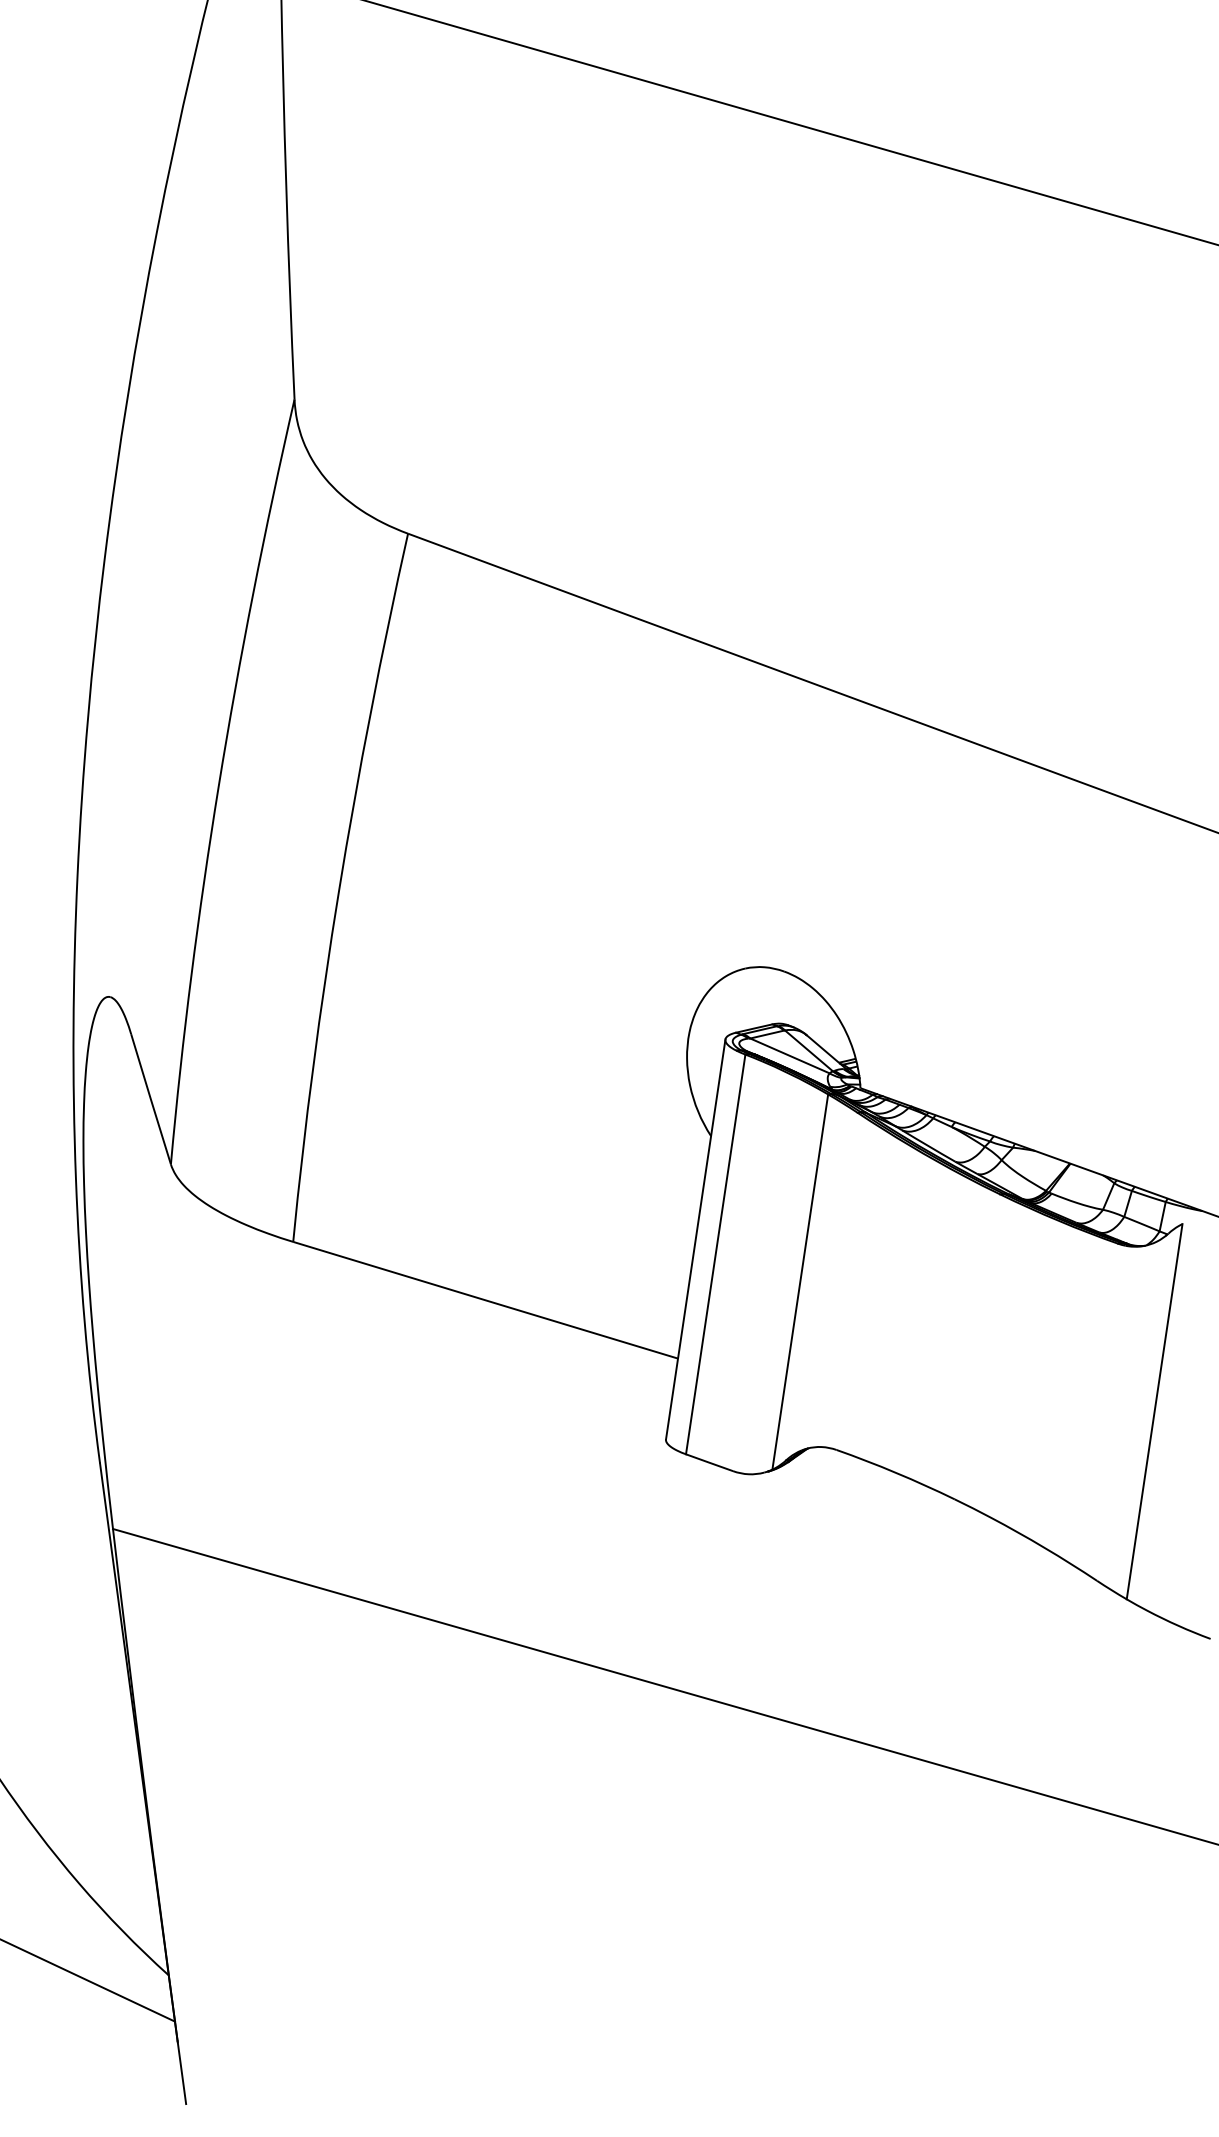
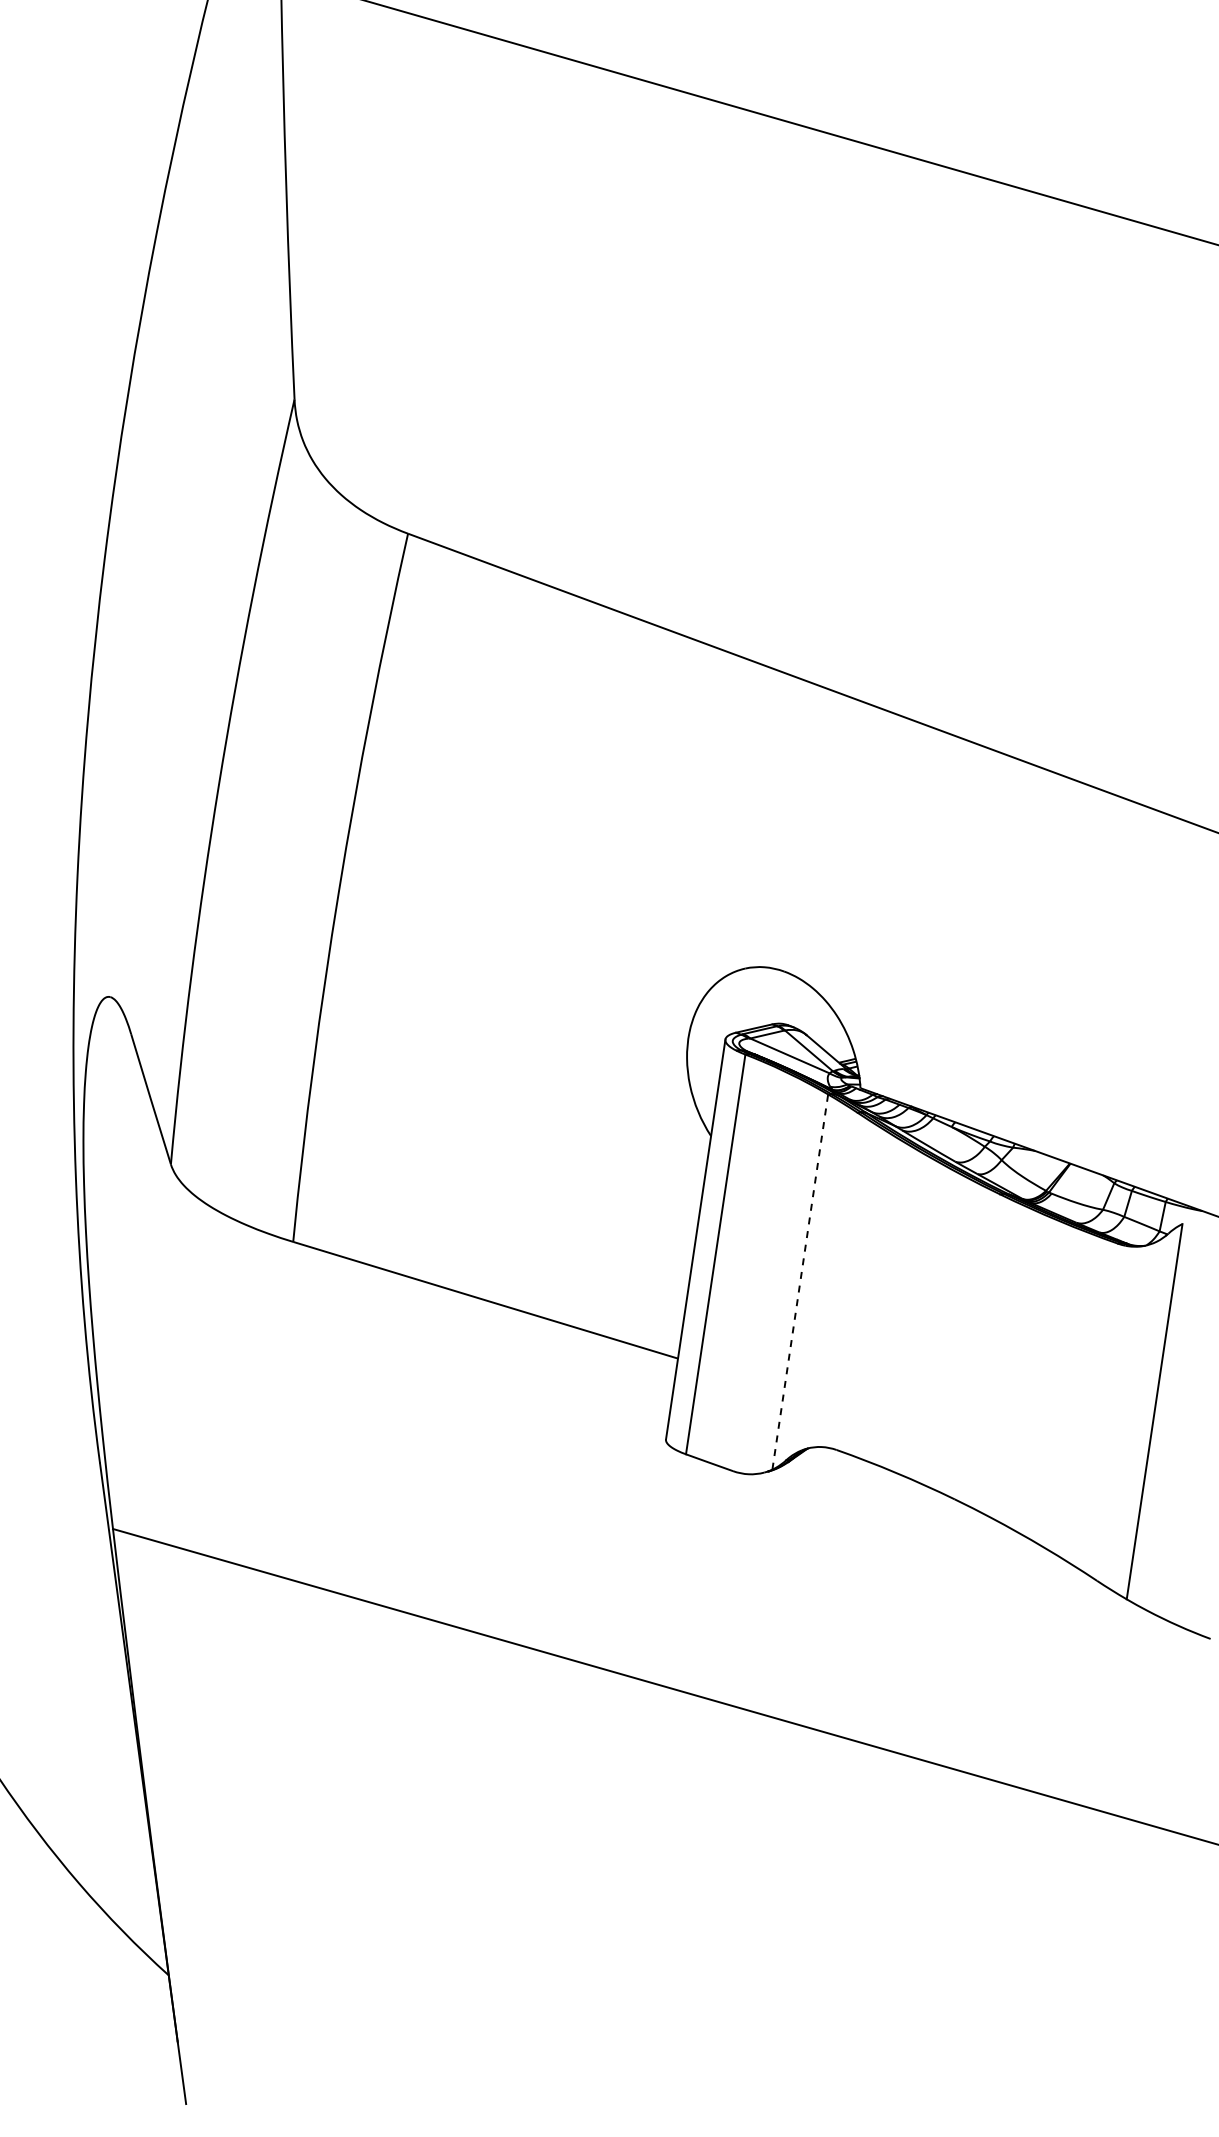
line: solid -> dashed (800, 1282)
line: present -> none (88, 1980)
